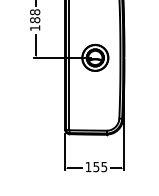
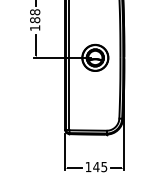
text: 155 -> 145 (96, 167)
